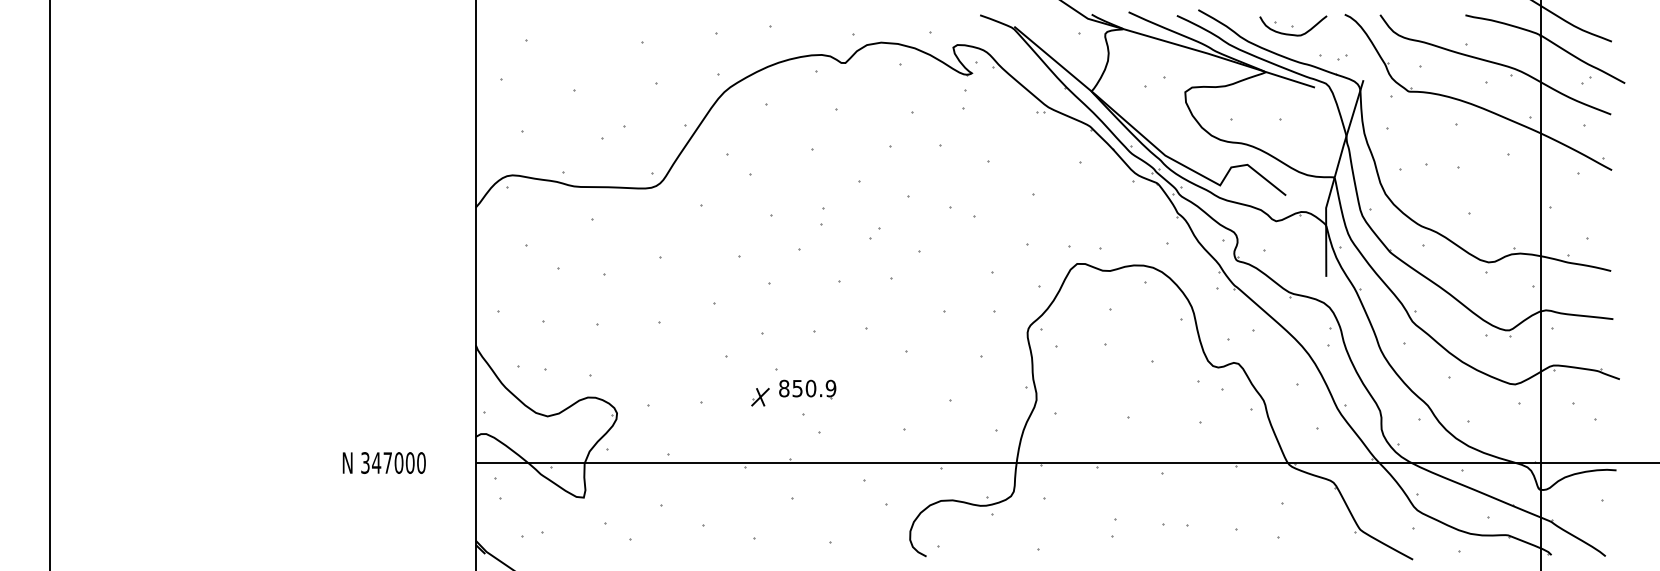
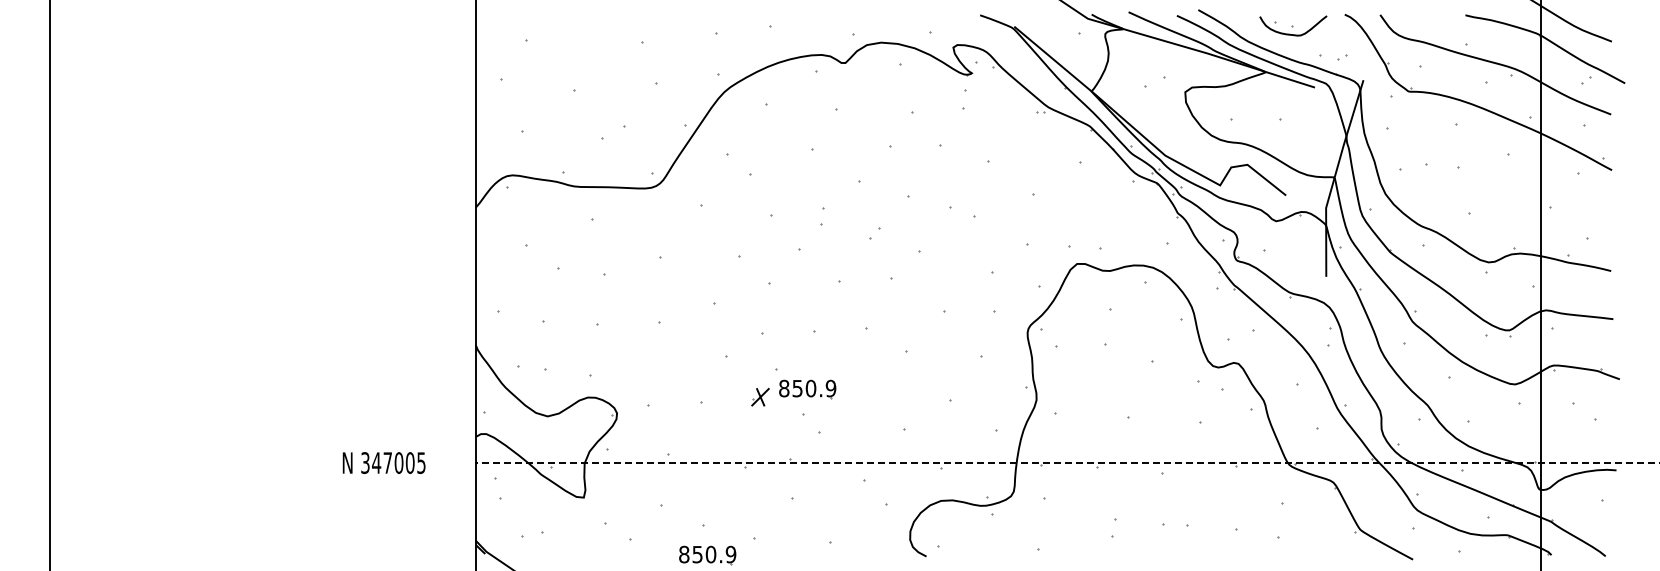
text: 347000 -> 347005 (421, 463)
line: solid -> dashed (1067, 463)
part: none -> present (707, 555)
